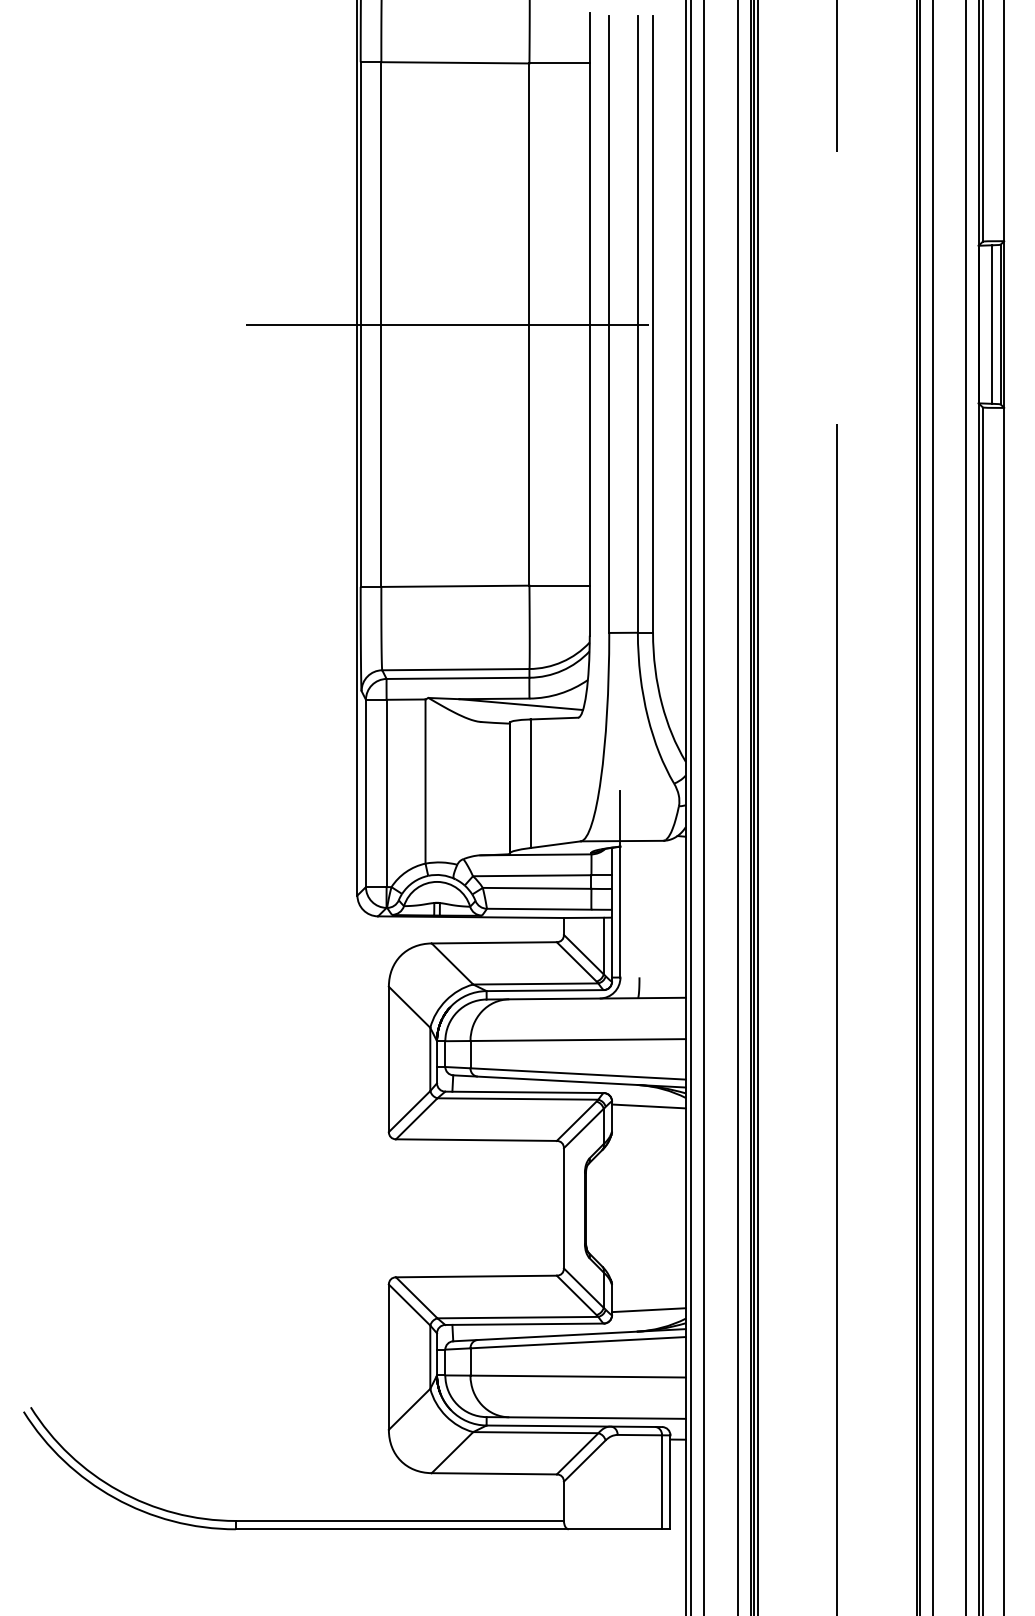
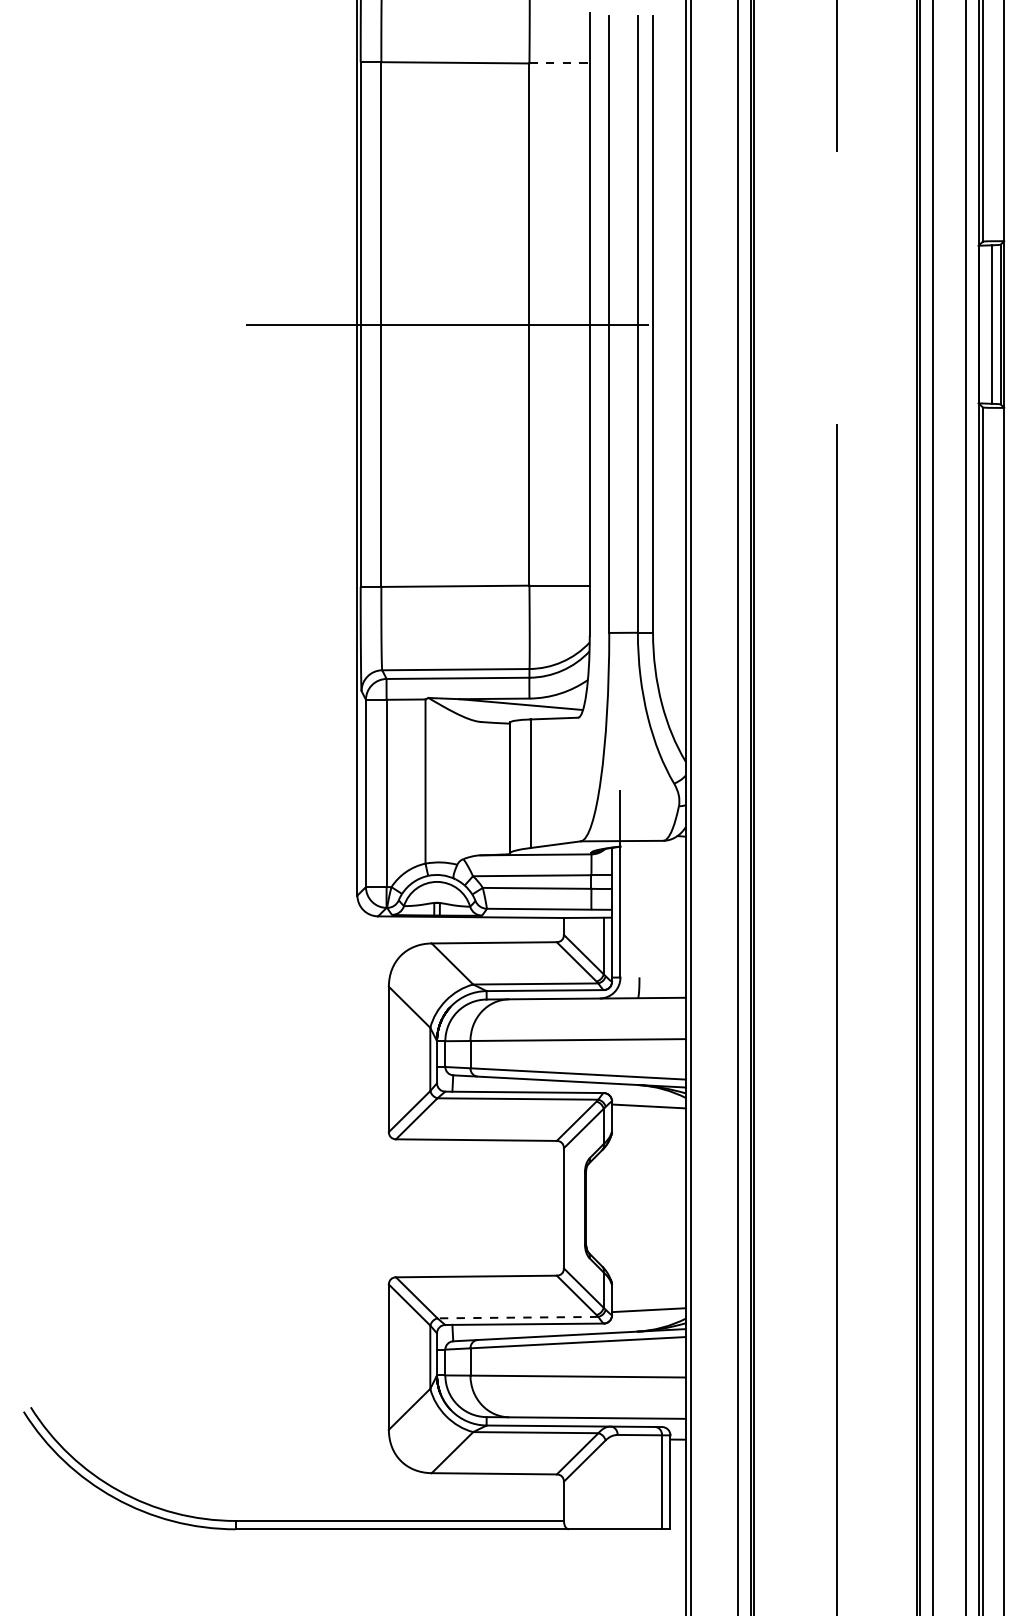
line: solid -> dashed (560, 63)
line: present -> none (703, 807)
line: present -> none (757, 807)
line: solid -> dashed (517, 1317)
